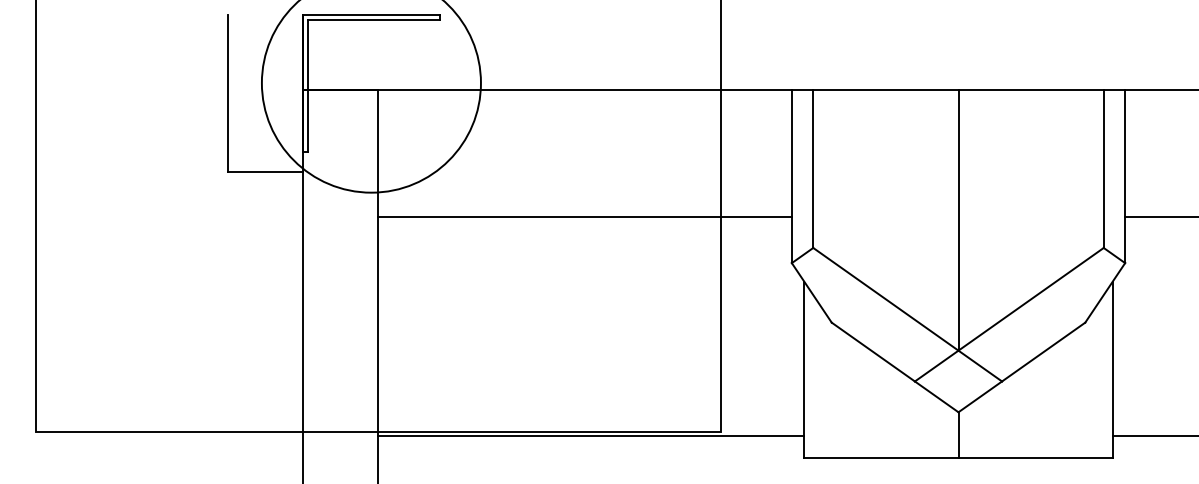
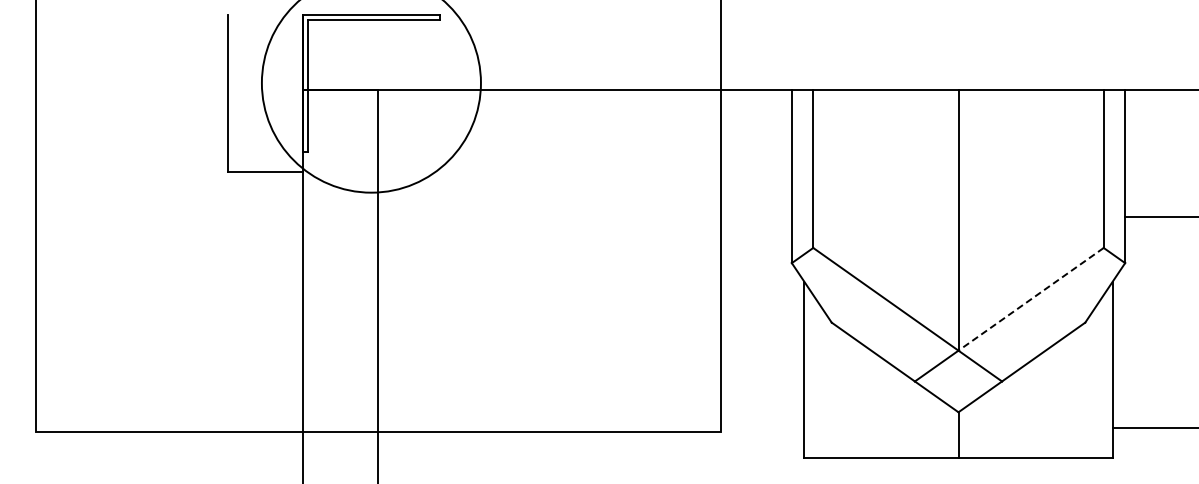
line: present -> none (584, 216)
line: solid -> dashed (1031, 299)
line: present -> none (591, 435)
line position: (1153, 435) -> (1153, 427) (1153, 427)
